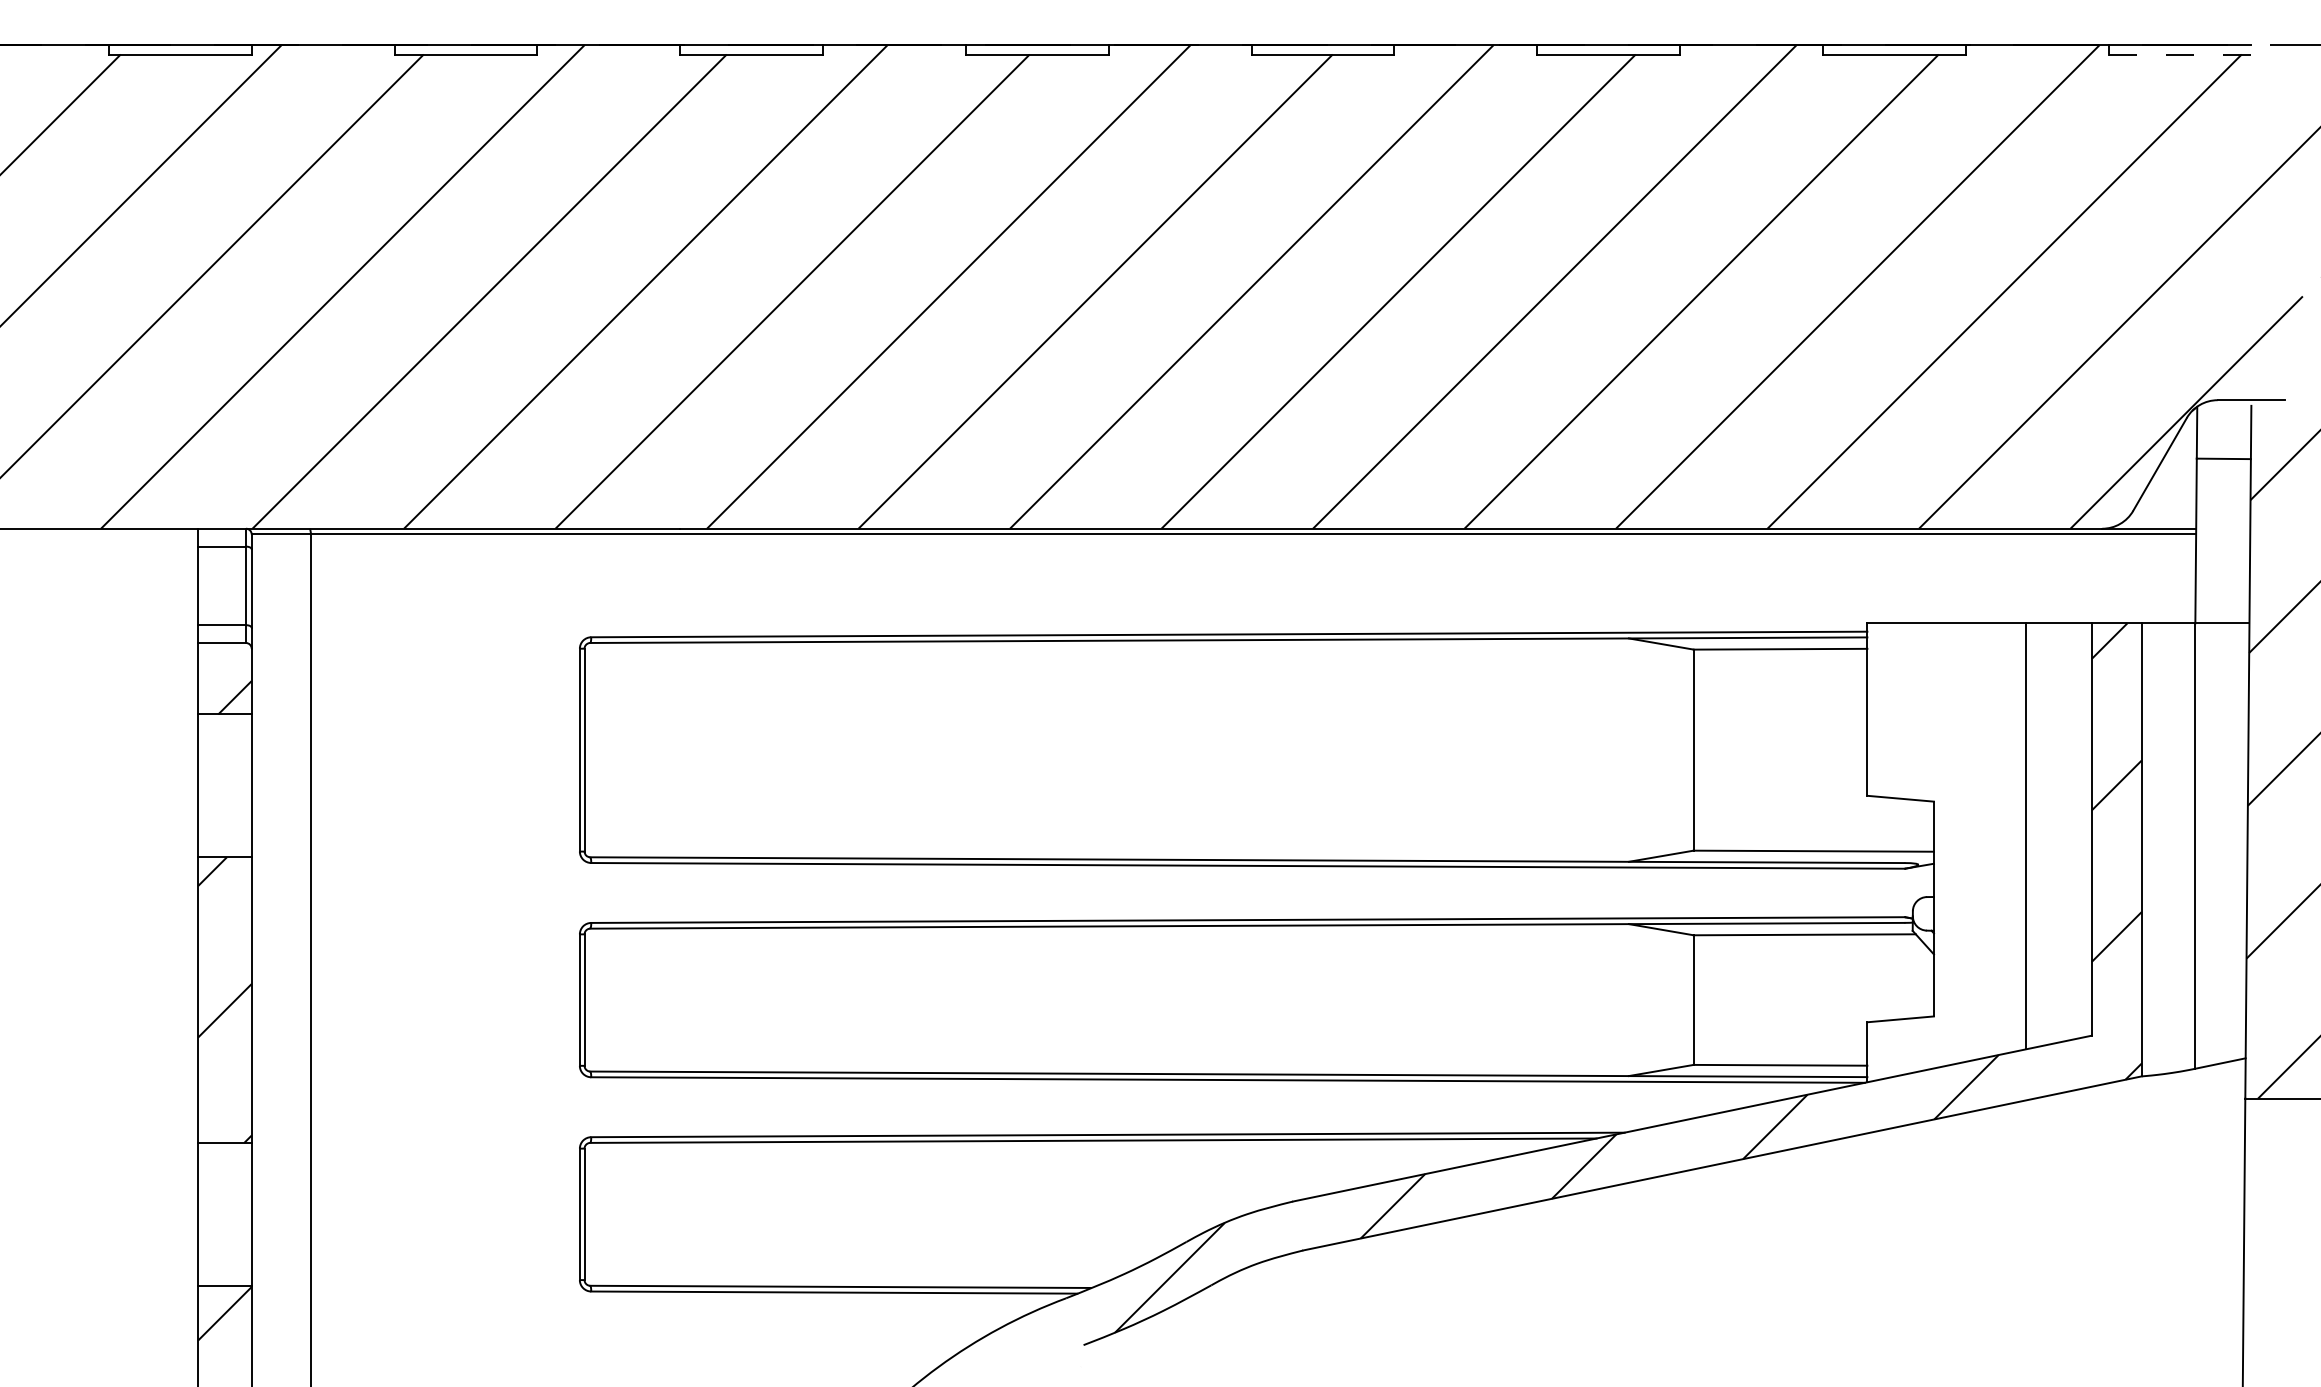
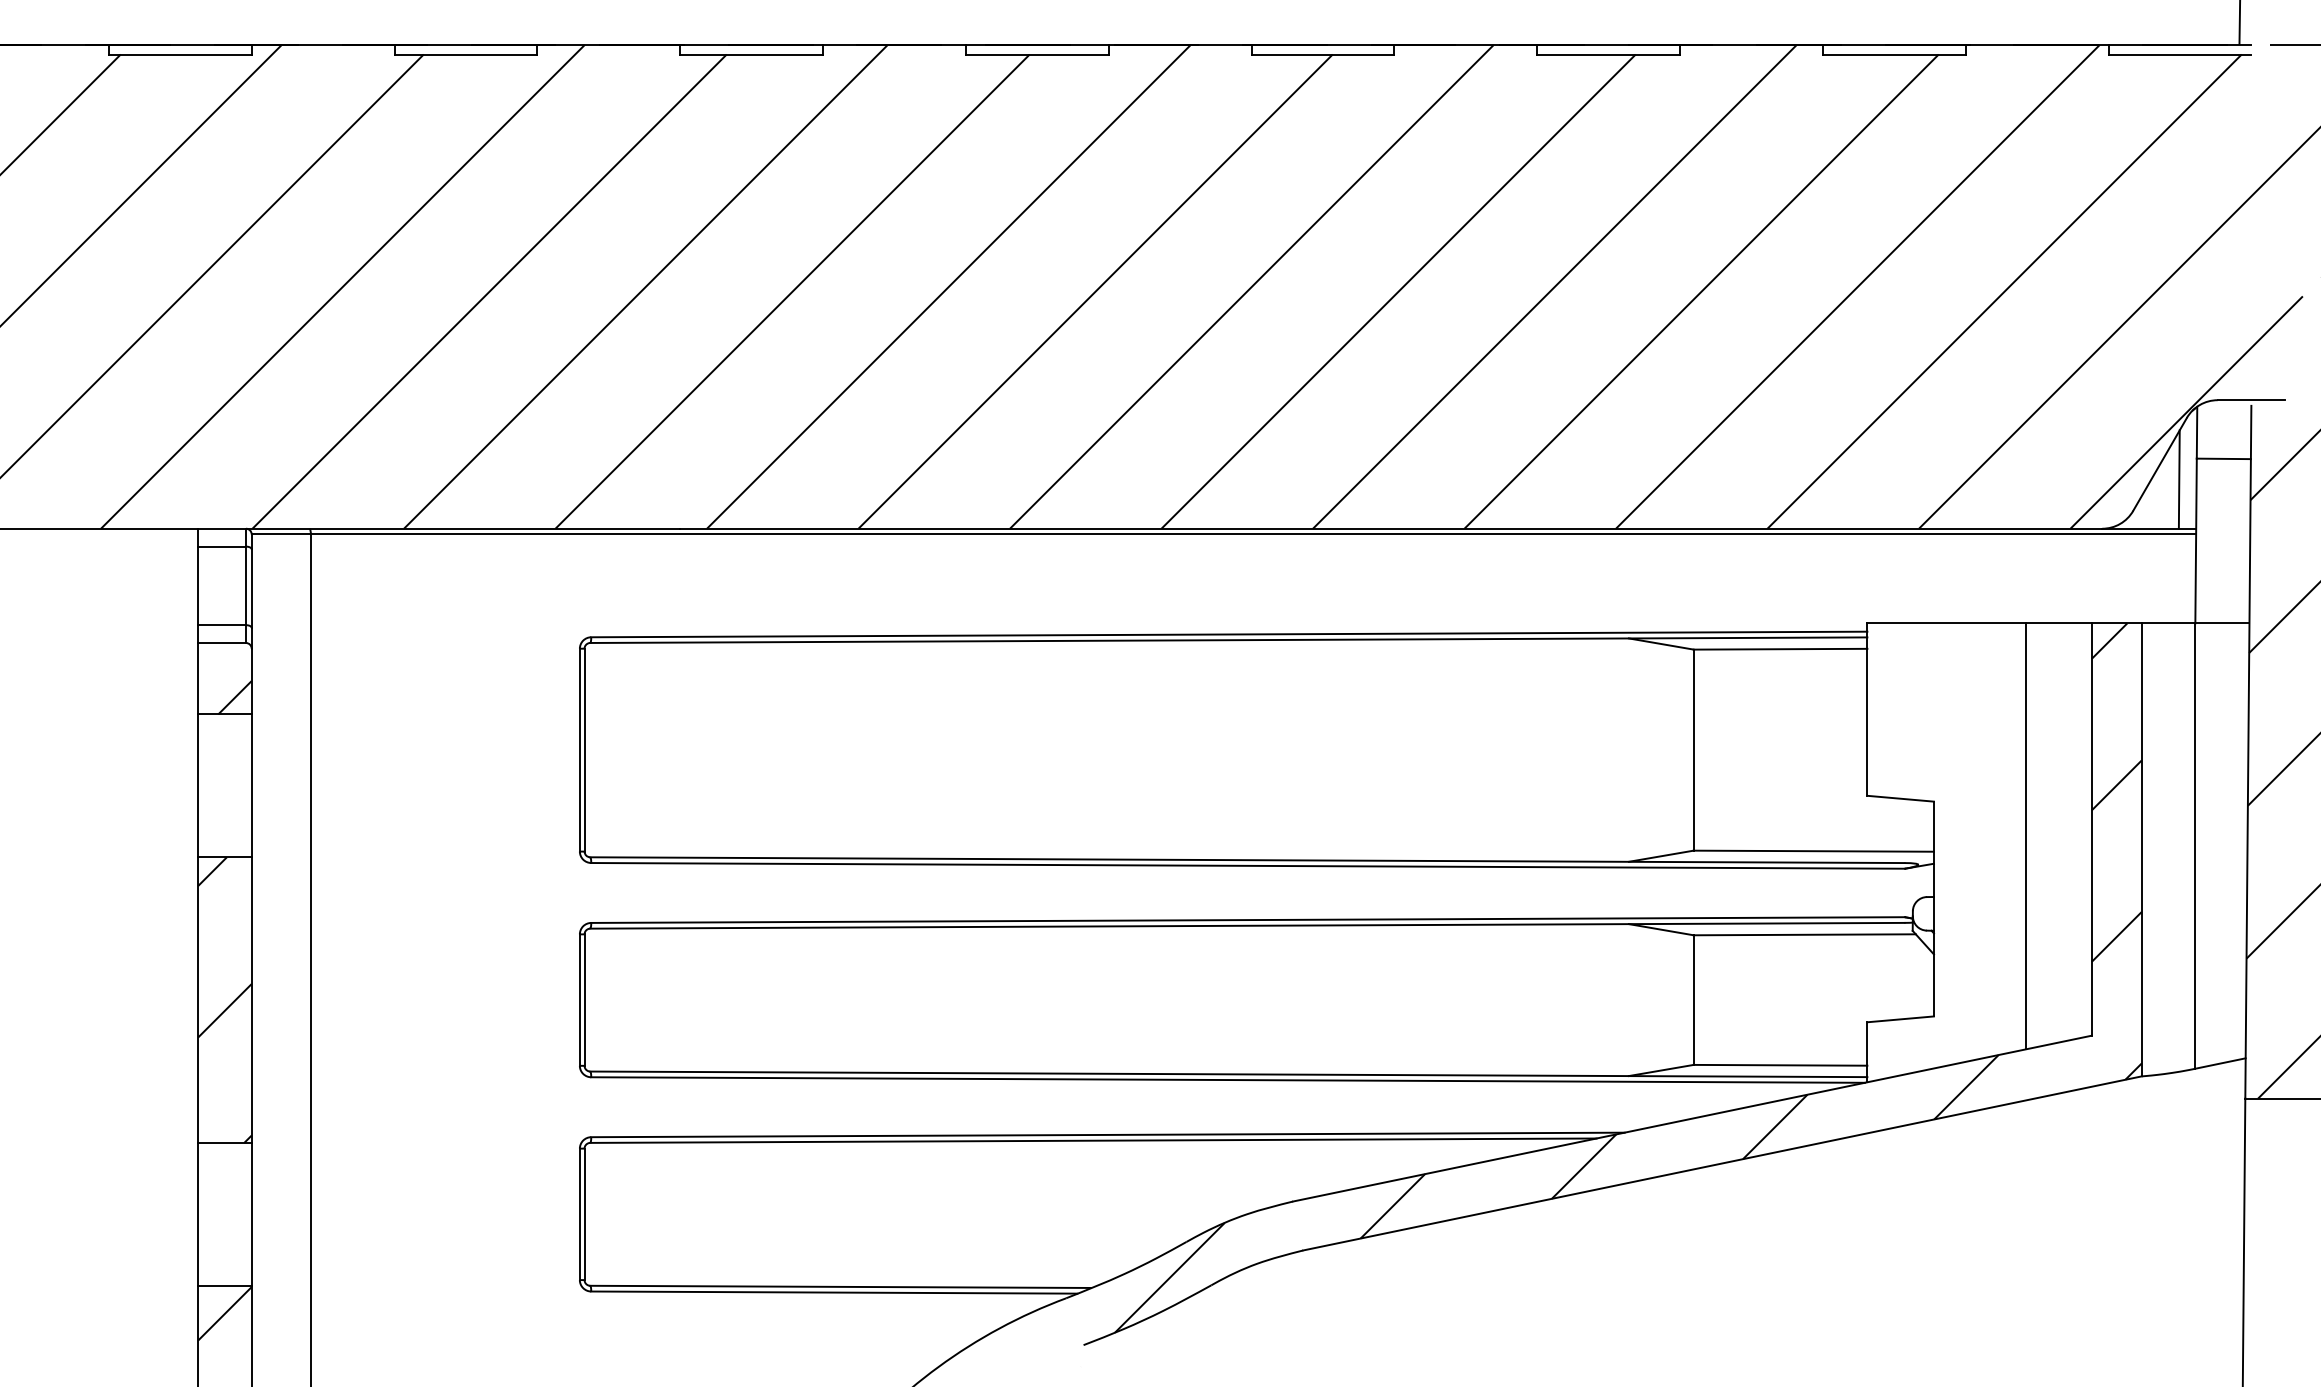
line: none -> present (2239, 23)
line: dashed -> solid (2180, 54)
line: none -> present (2178, 479)
